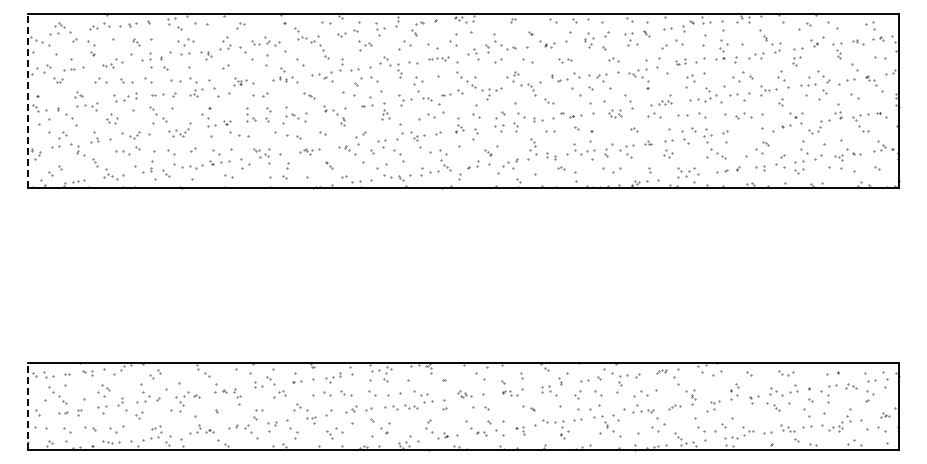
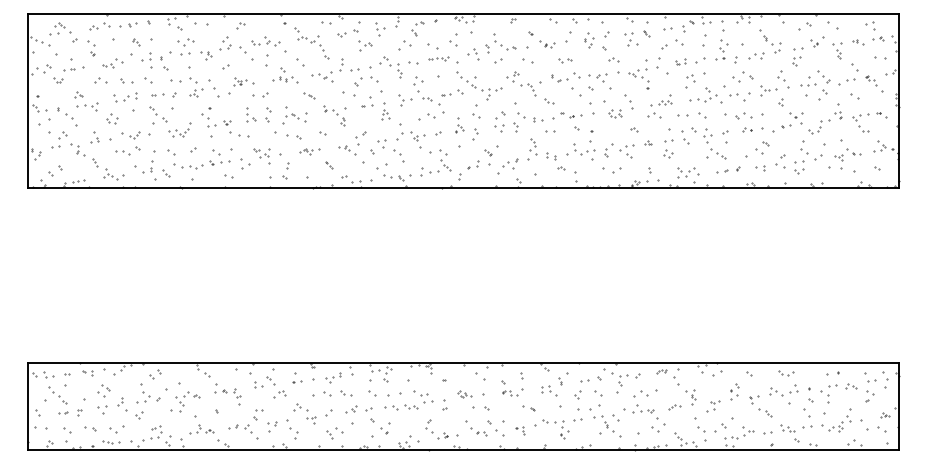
line: dashed -> solid (27, 100)
part: none -> present (747, 129)
line: dashed -> solid (27, 406)
part position: (773, 406) -> (765, 412) (765, 412)
